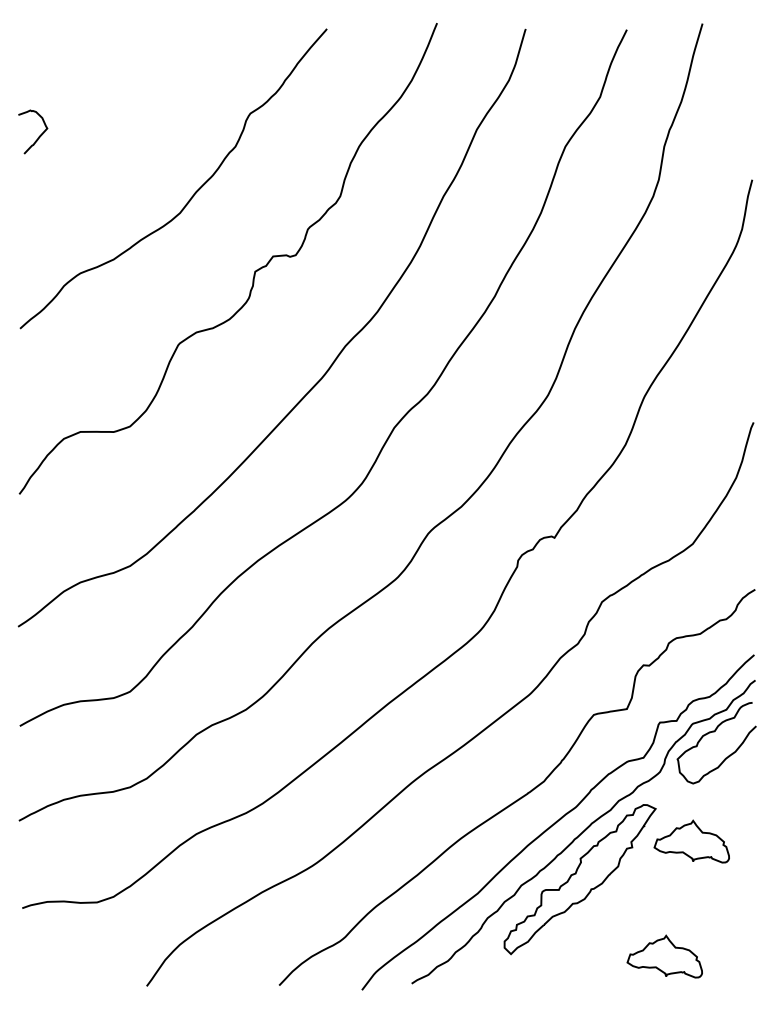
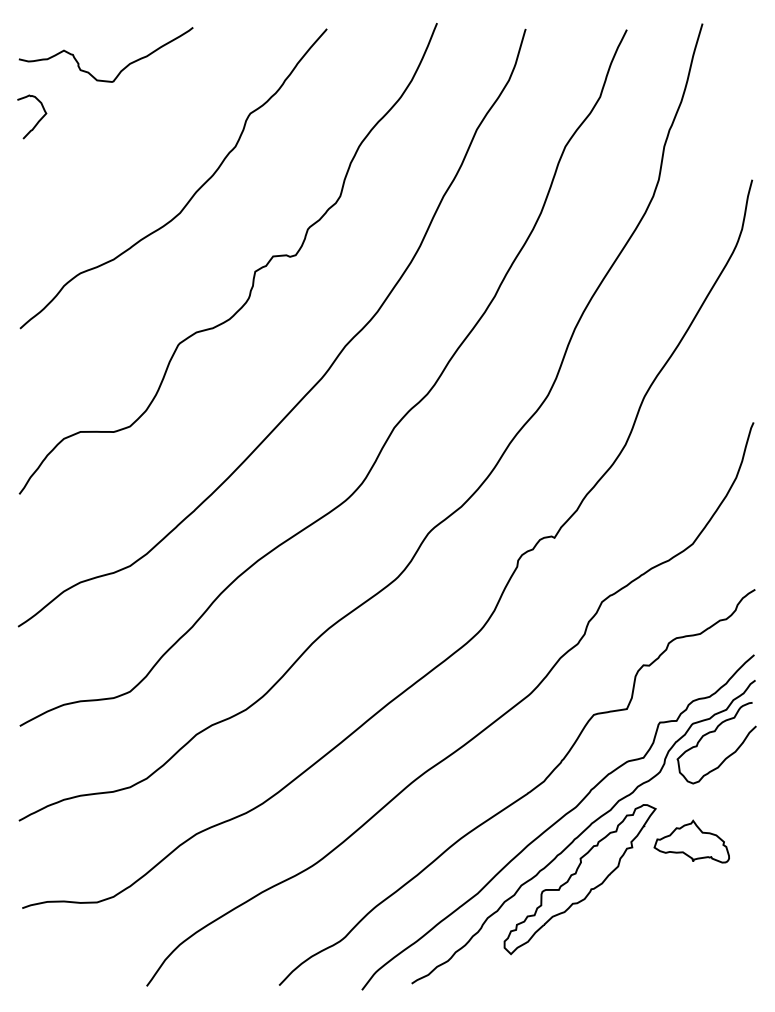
curve: none -> present (121, 69)
curve position: (38, 136) -> (37, 121) (37, 121)
part: present -> none (664, 956)
